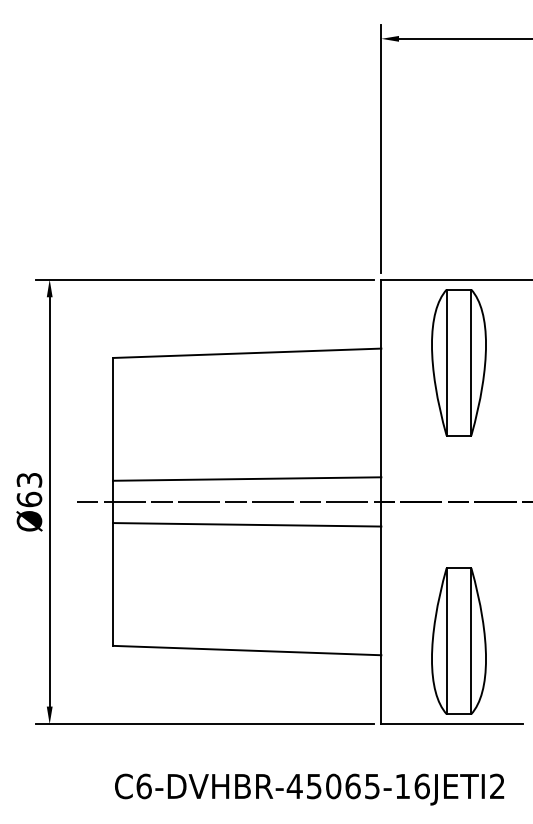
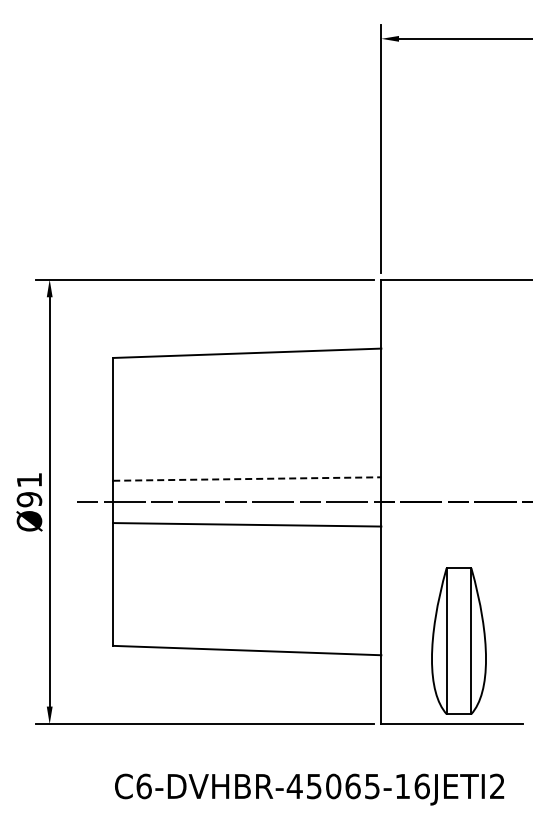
part: present -> none (458, 362)
line: solid -> dashed (247, 479)
text: Ø63 -> Ø91 (29, 490)
